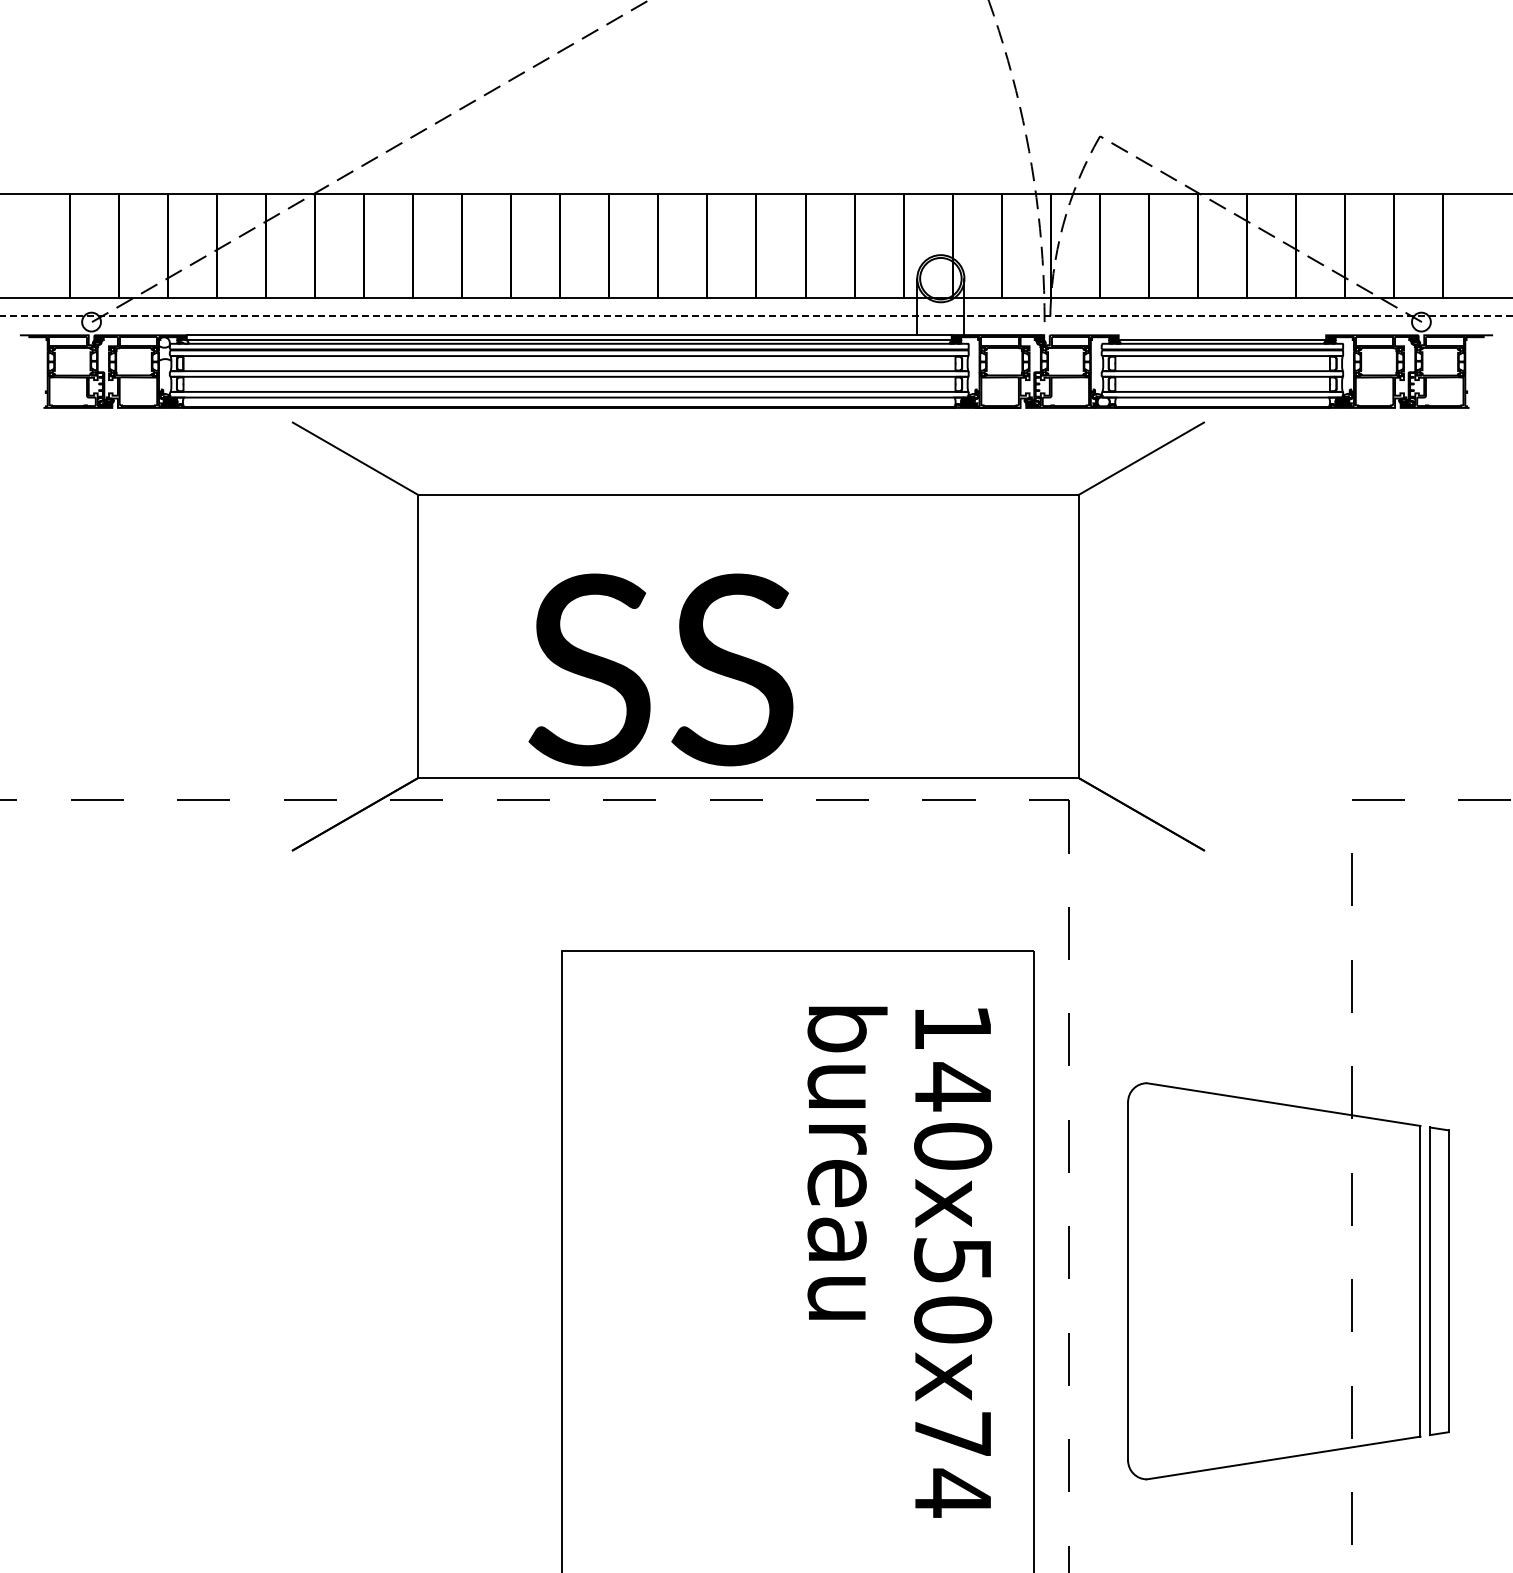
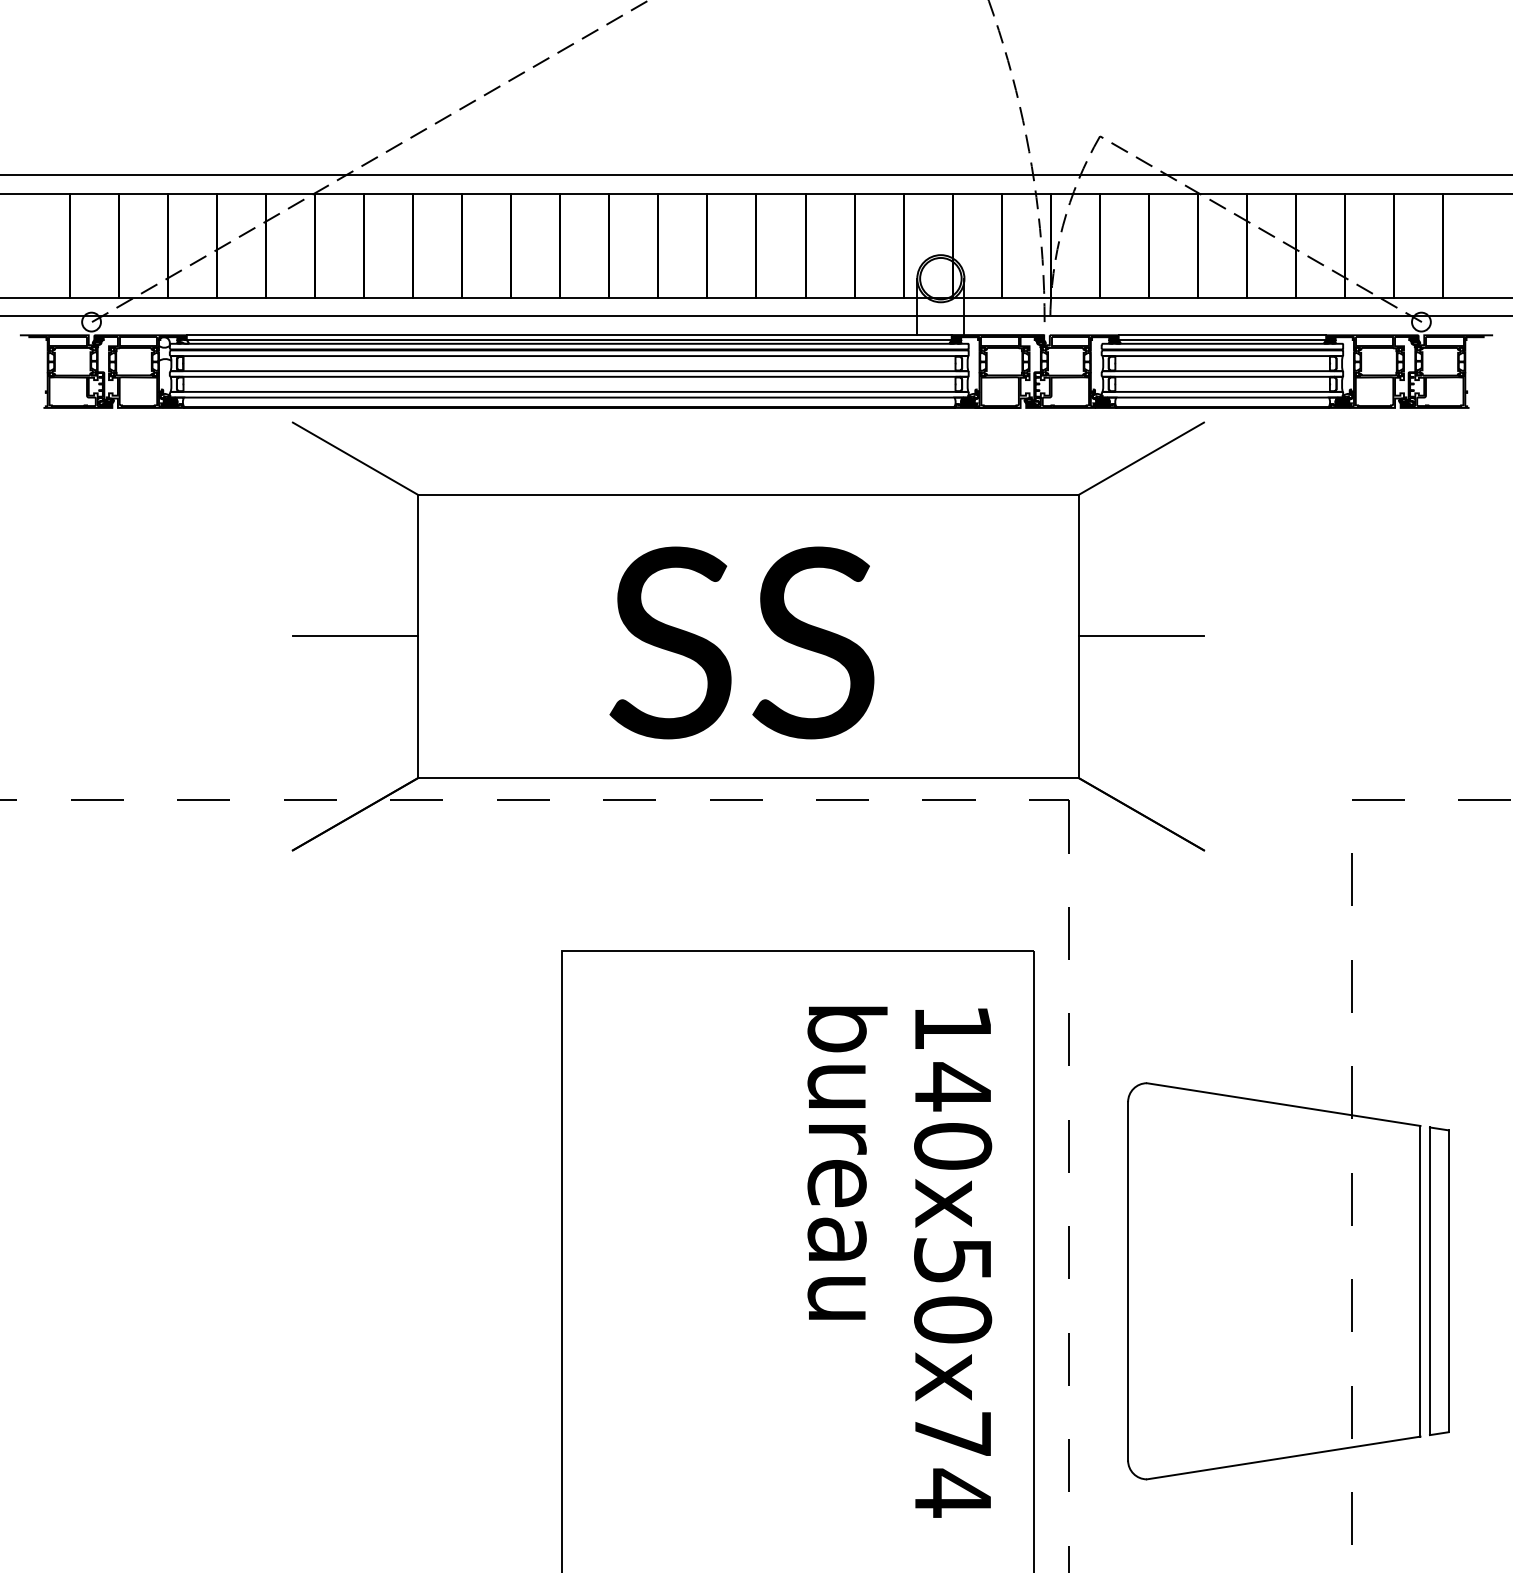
line: none -> present (755, 174)
line: dashed -> solid (755, 316)
line: none -> present (1222, 335)
fill: none -> present (1103, 401)
line: none -> present (355, 636)
line: none -> present (1140, 636)
text position: (660, 669) -> (741, 642) (741, 642)
